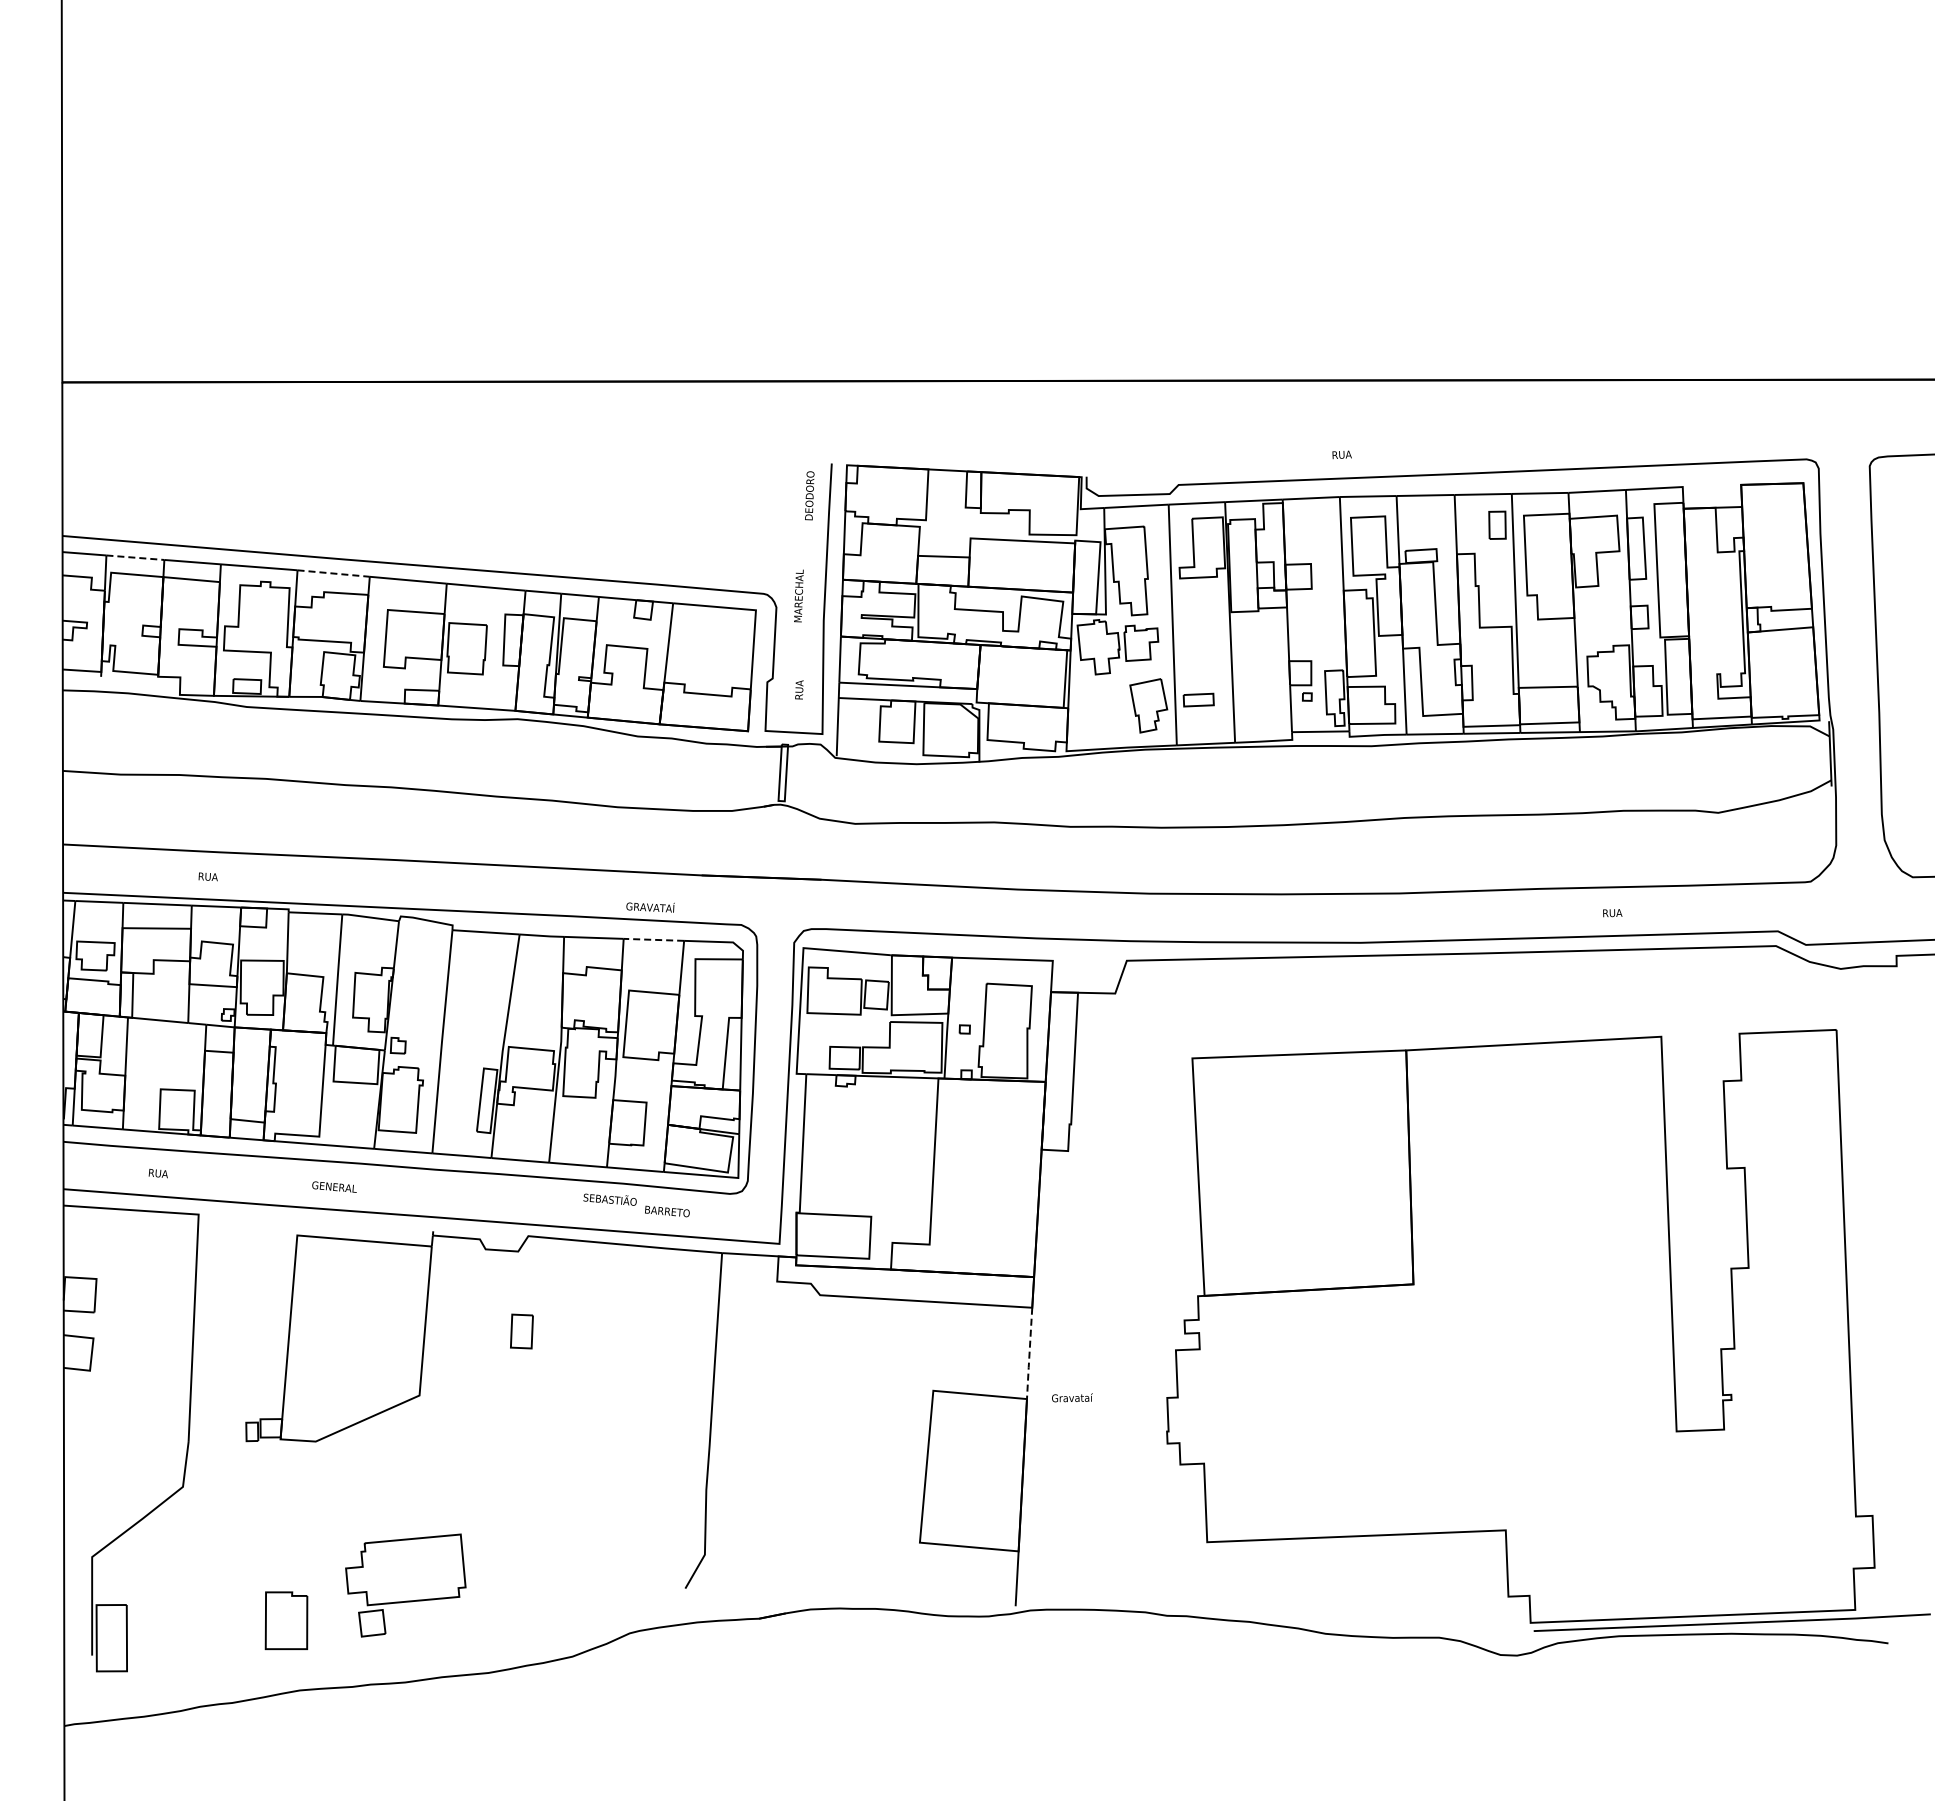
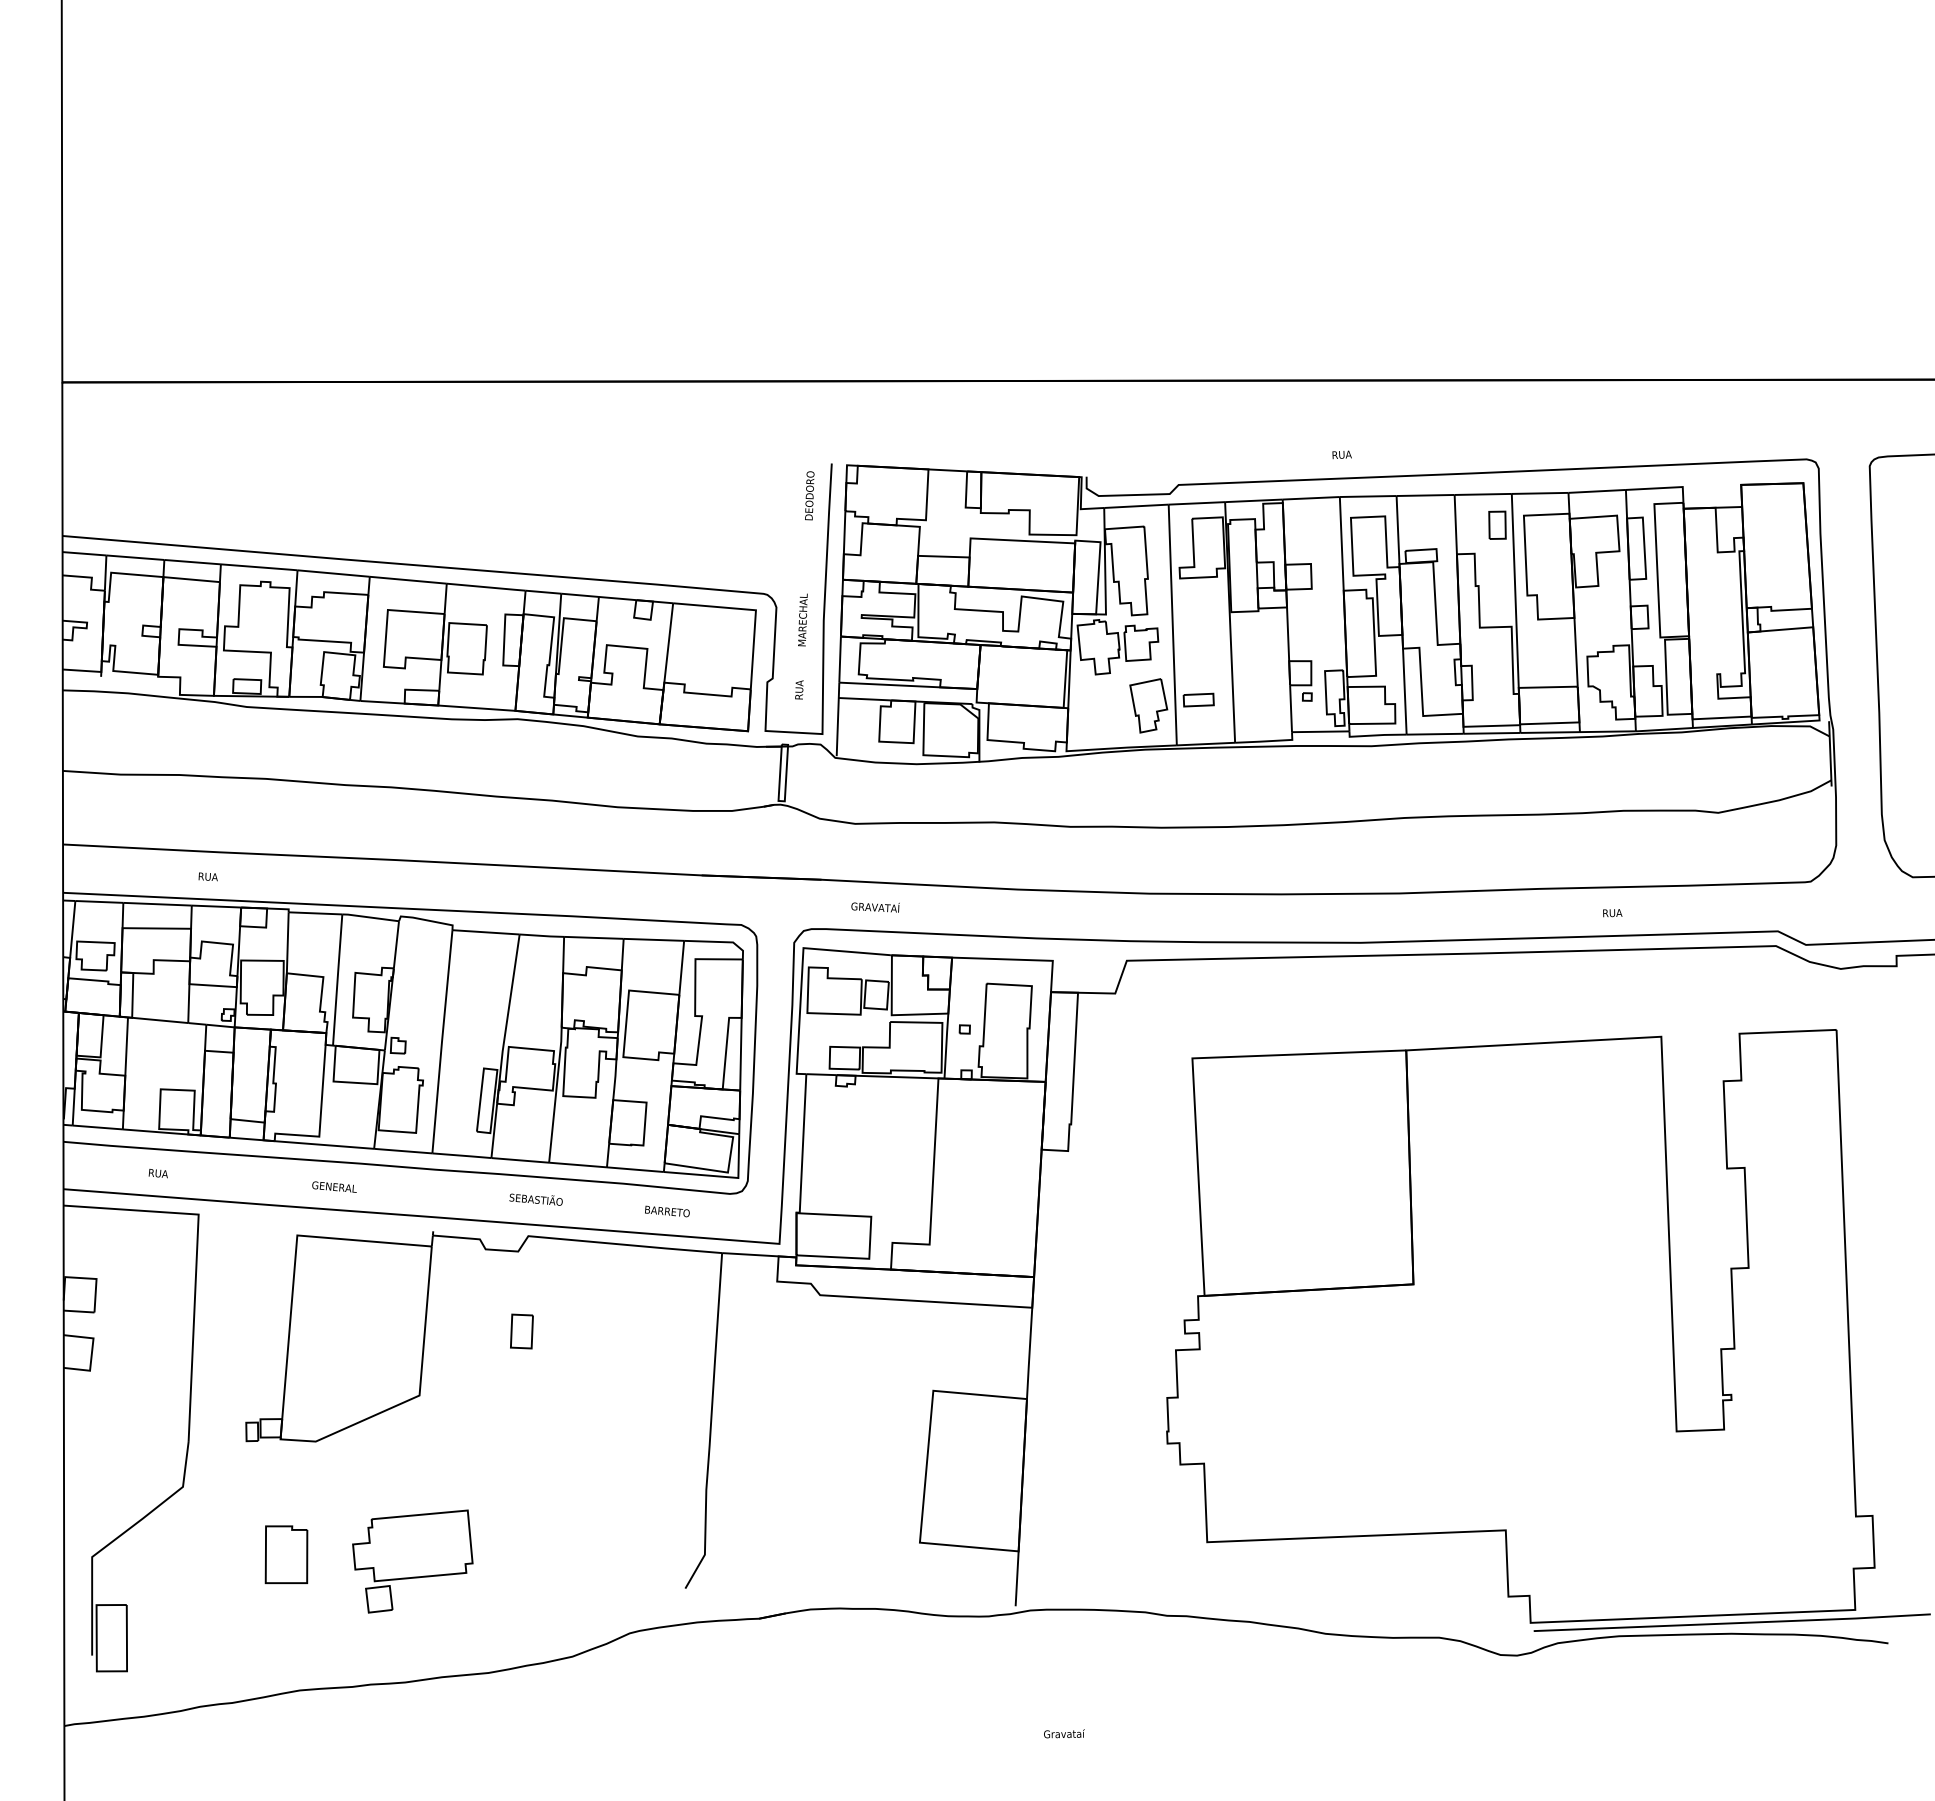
line: dashed -> solid (135, 557)
line: dashed -> solid (334, 573)
text position: (798, 595) -> (802, 619) (802, 619)
text position: (650, 907) -> (875, 907) (875, 907)
line: dashed -> solid (653, 939)
text position: (609, 1199) -> (535, 1199) (535, 1199)
line: dashed -> solid (1029, 1354)
text position: (1072, 1397) -> (1064, 1733) (1064, 1733)
part position: (405, 1585) -> (412, 1561) (412, 1561)
part position: (286, 1620) -> (286, 1554) (286, 1554)
